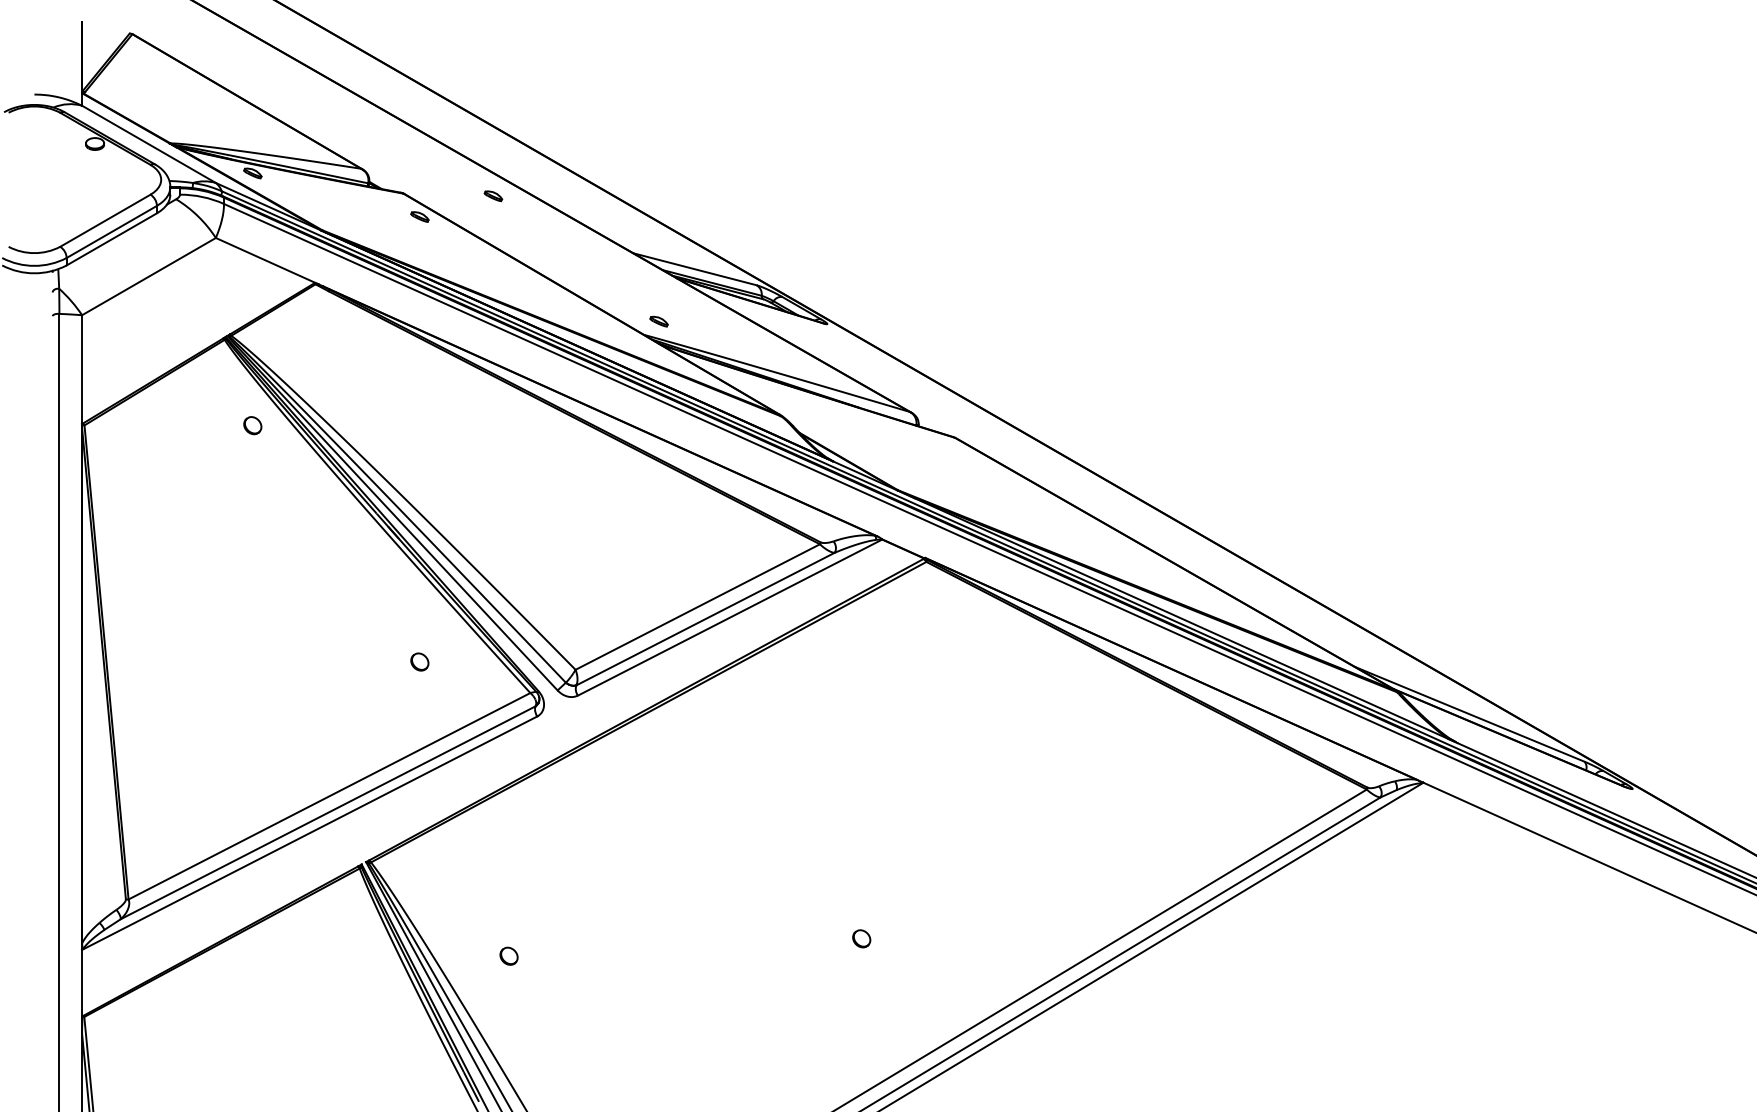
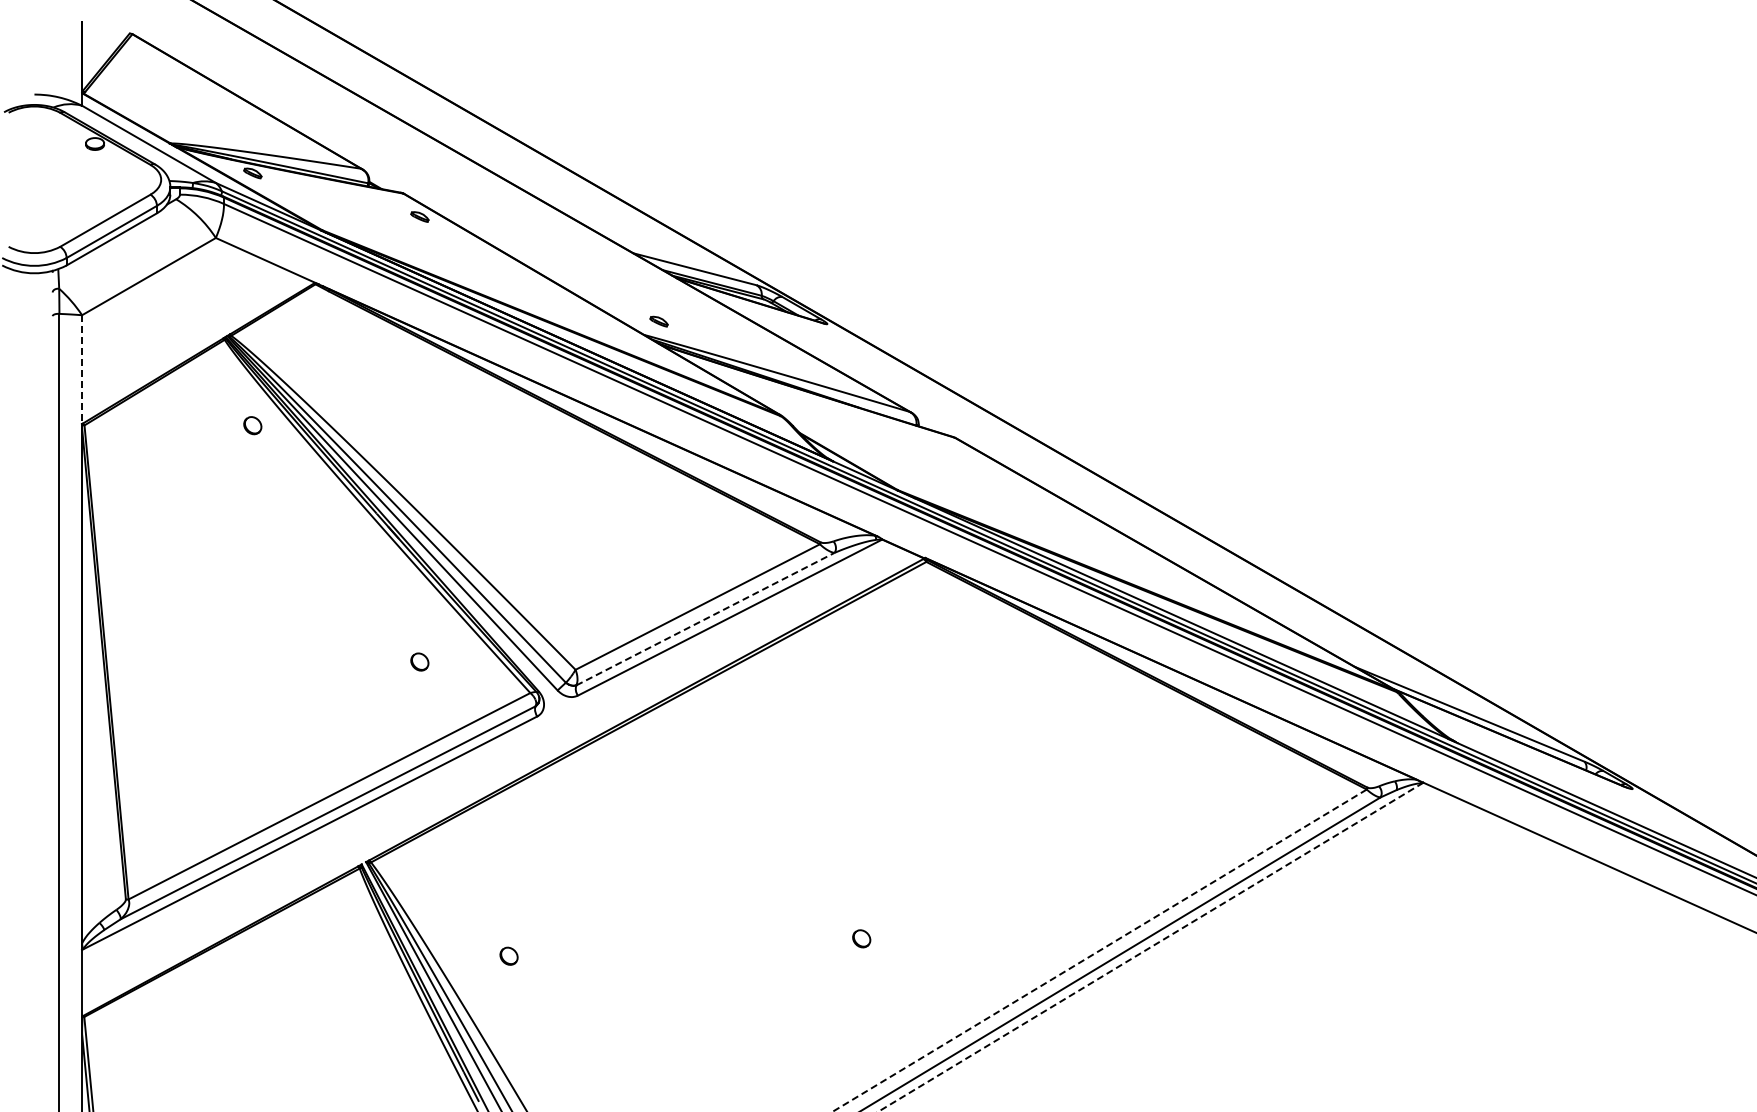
part: present -> none (493, 195)
line: solid -> dashed (82, 370)
line: solid -> dashed (705, 618)
line: solid -> dashed (1150, 947)
line: solid -> dashed (1099, 950)
